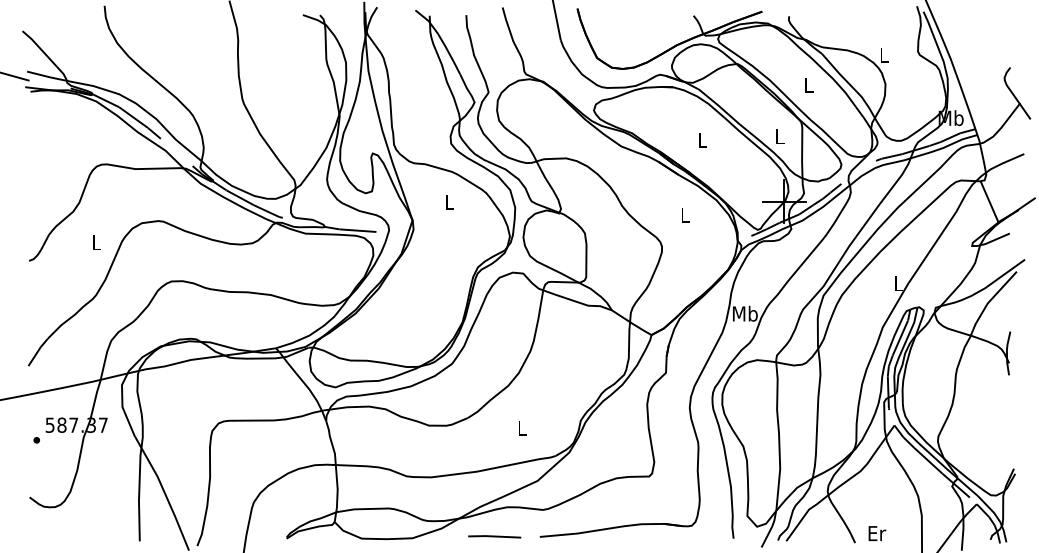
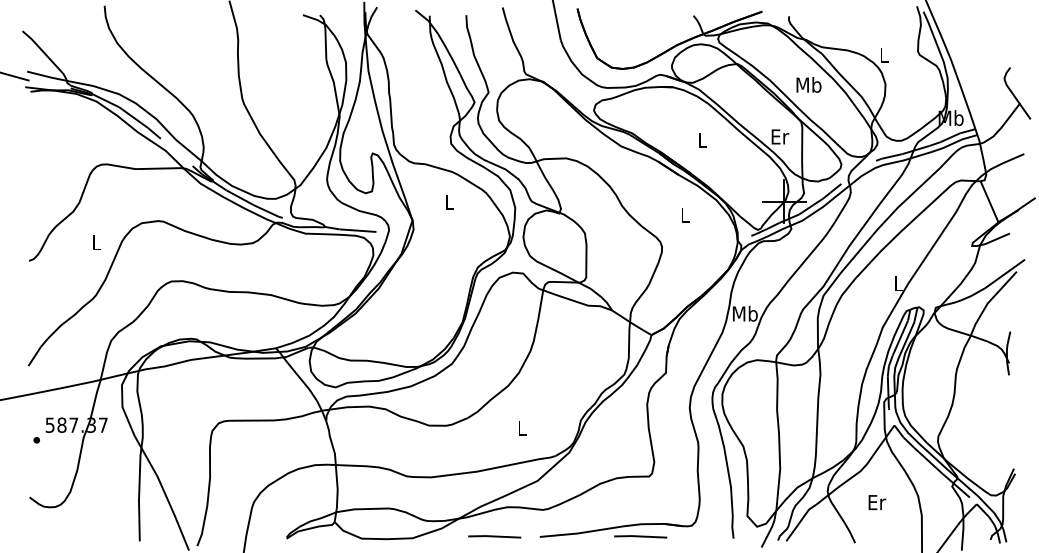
text: L -> Mb (808, 84)
text: L -> Er (780, 136)
text position: (877, 533) -> (877, 502) (877, 502)
line: none -> present (640, 536)
